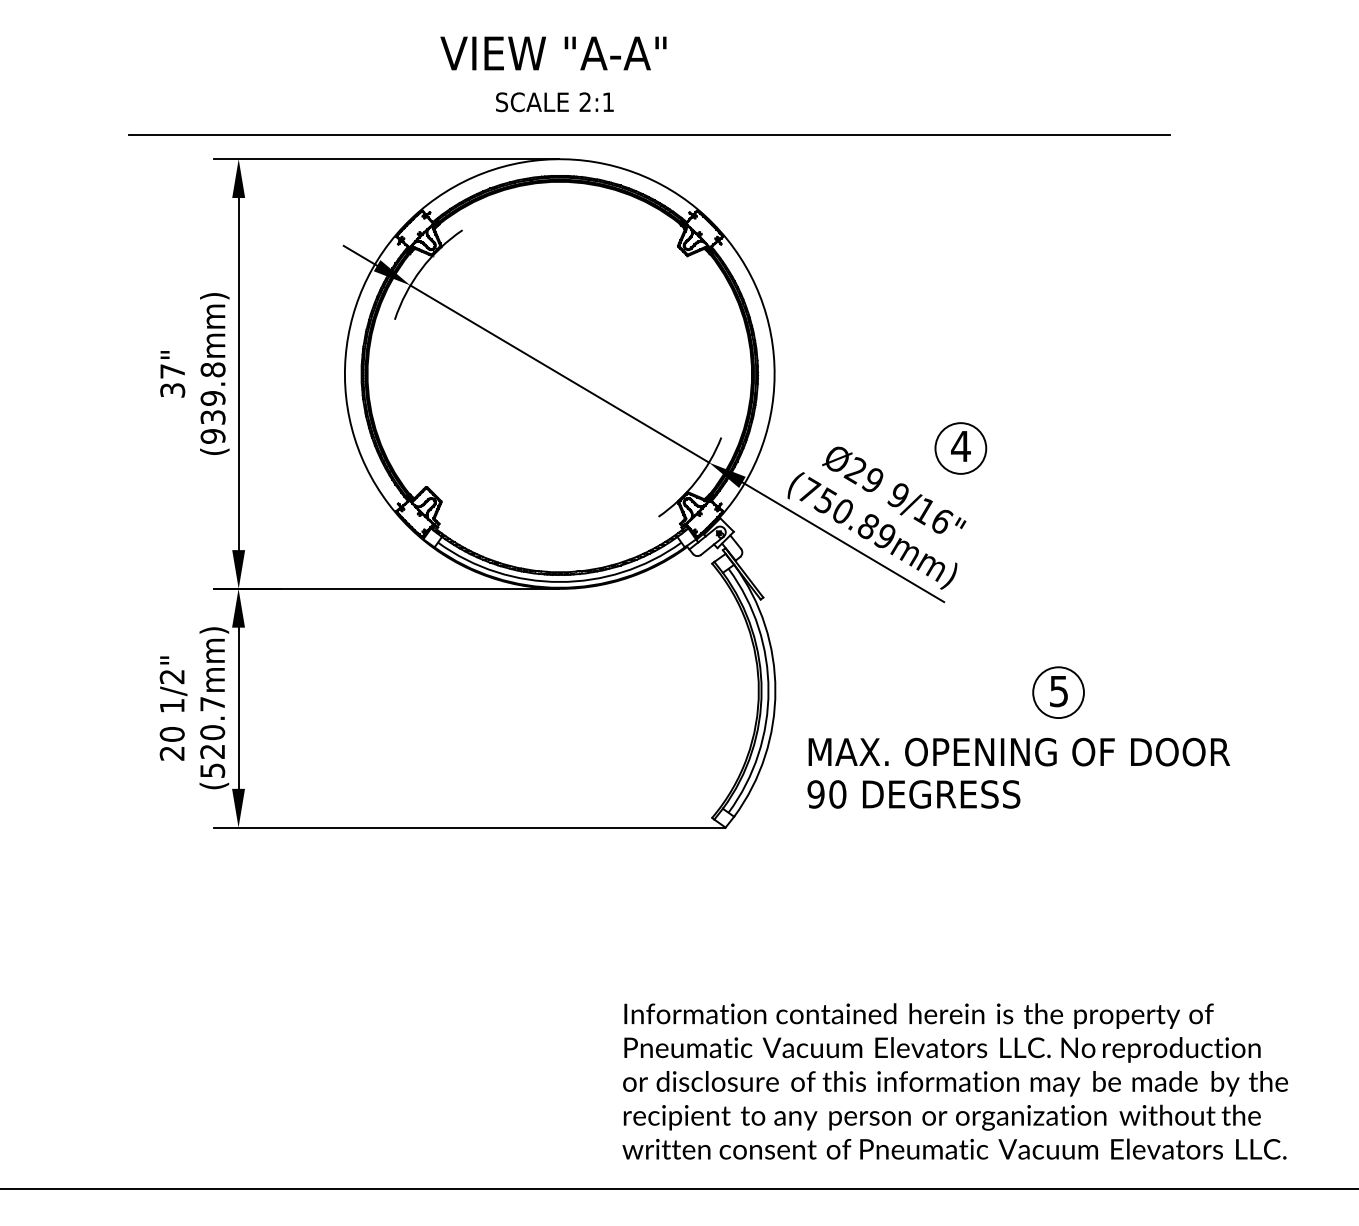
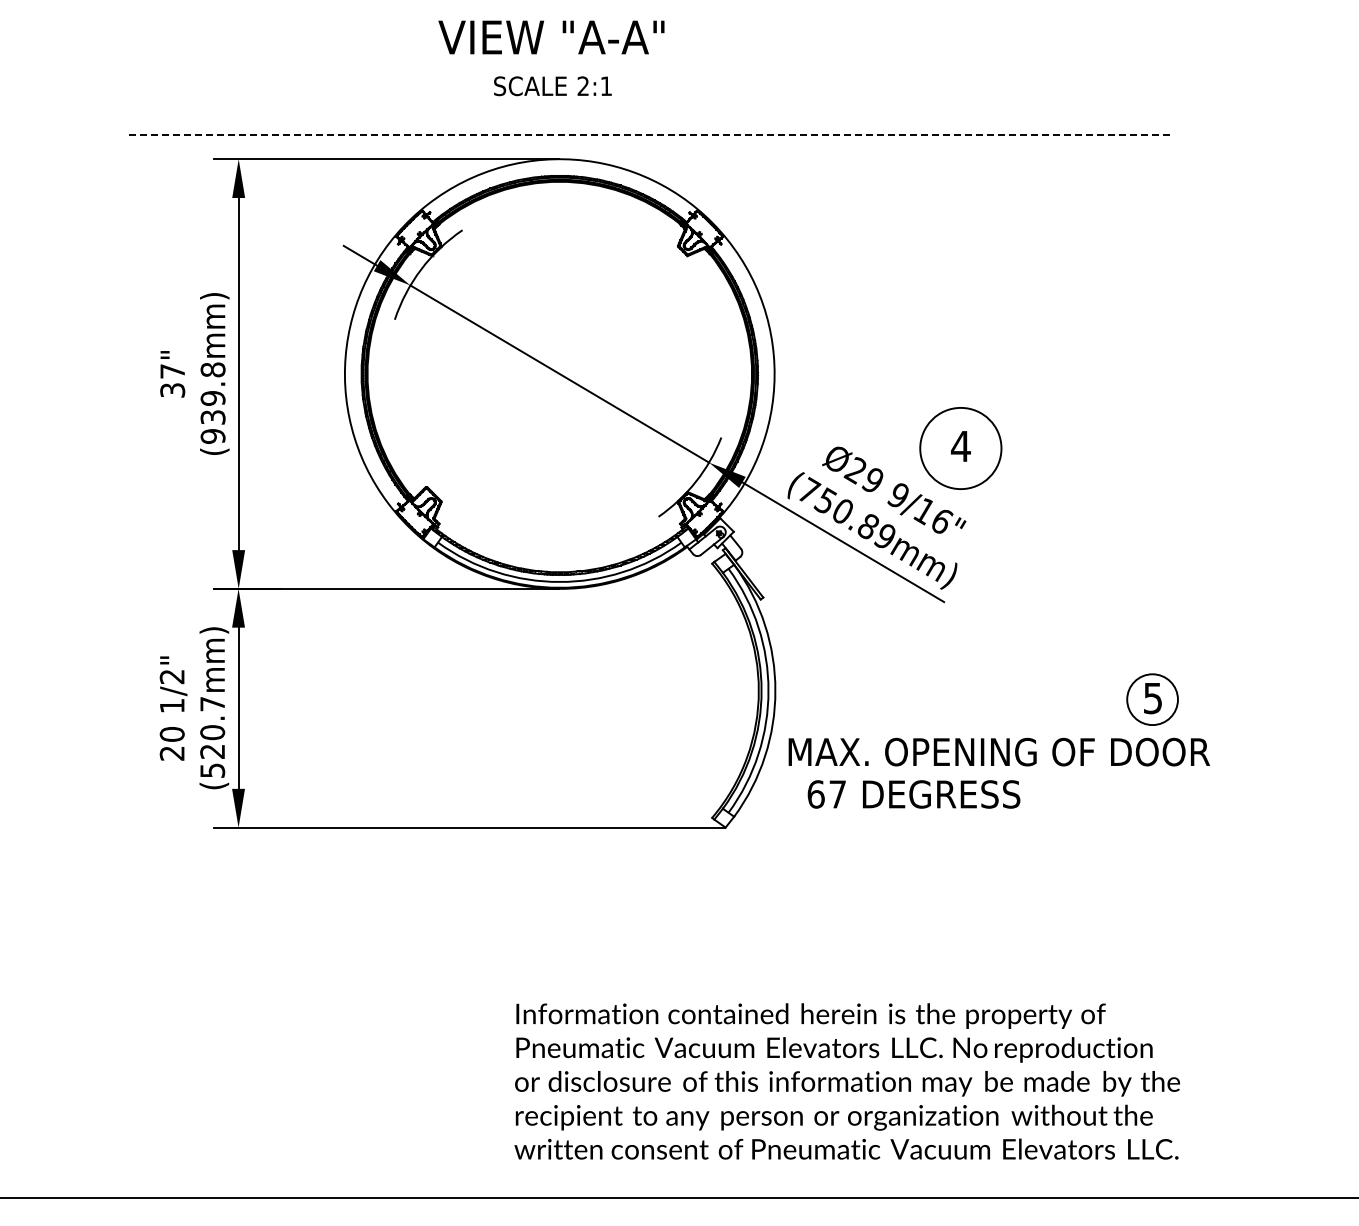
text position: (553, 74) -> (551, 58) (551, 58)
line: solid -> dashed (649, 134)
circle diameter: 51 px -> 81 px (960, 448)
part position: (1058, 692) -> (1152, 699) (1152, 699)
text position: (1018, 751) -> (998, 751) (998, 751)
text: 90 -> 67 (826, 794)
text position: (954, 1081) -> (846, 1081) (846, 1081)
line position: (678, 1189) -> (678, 1198) (678, 1198)
